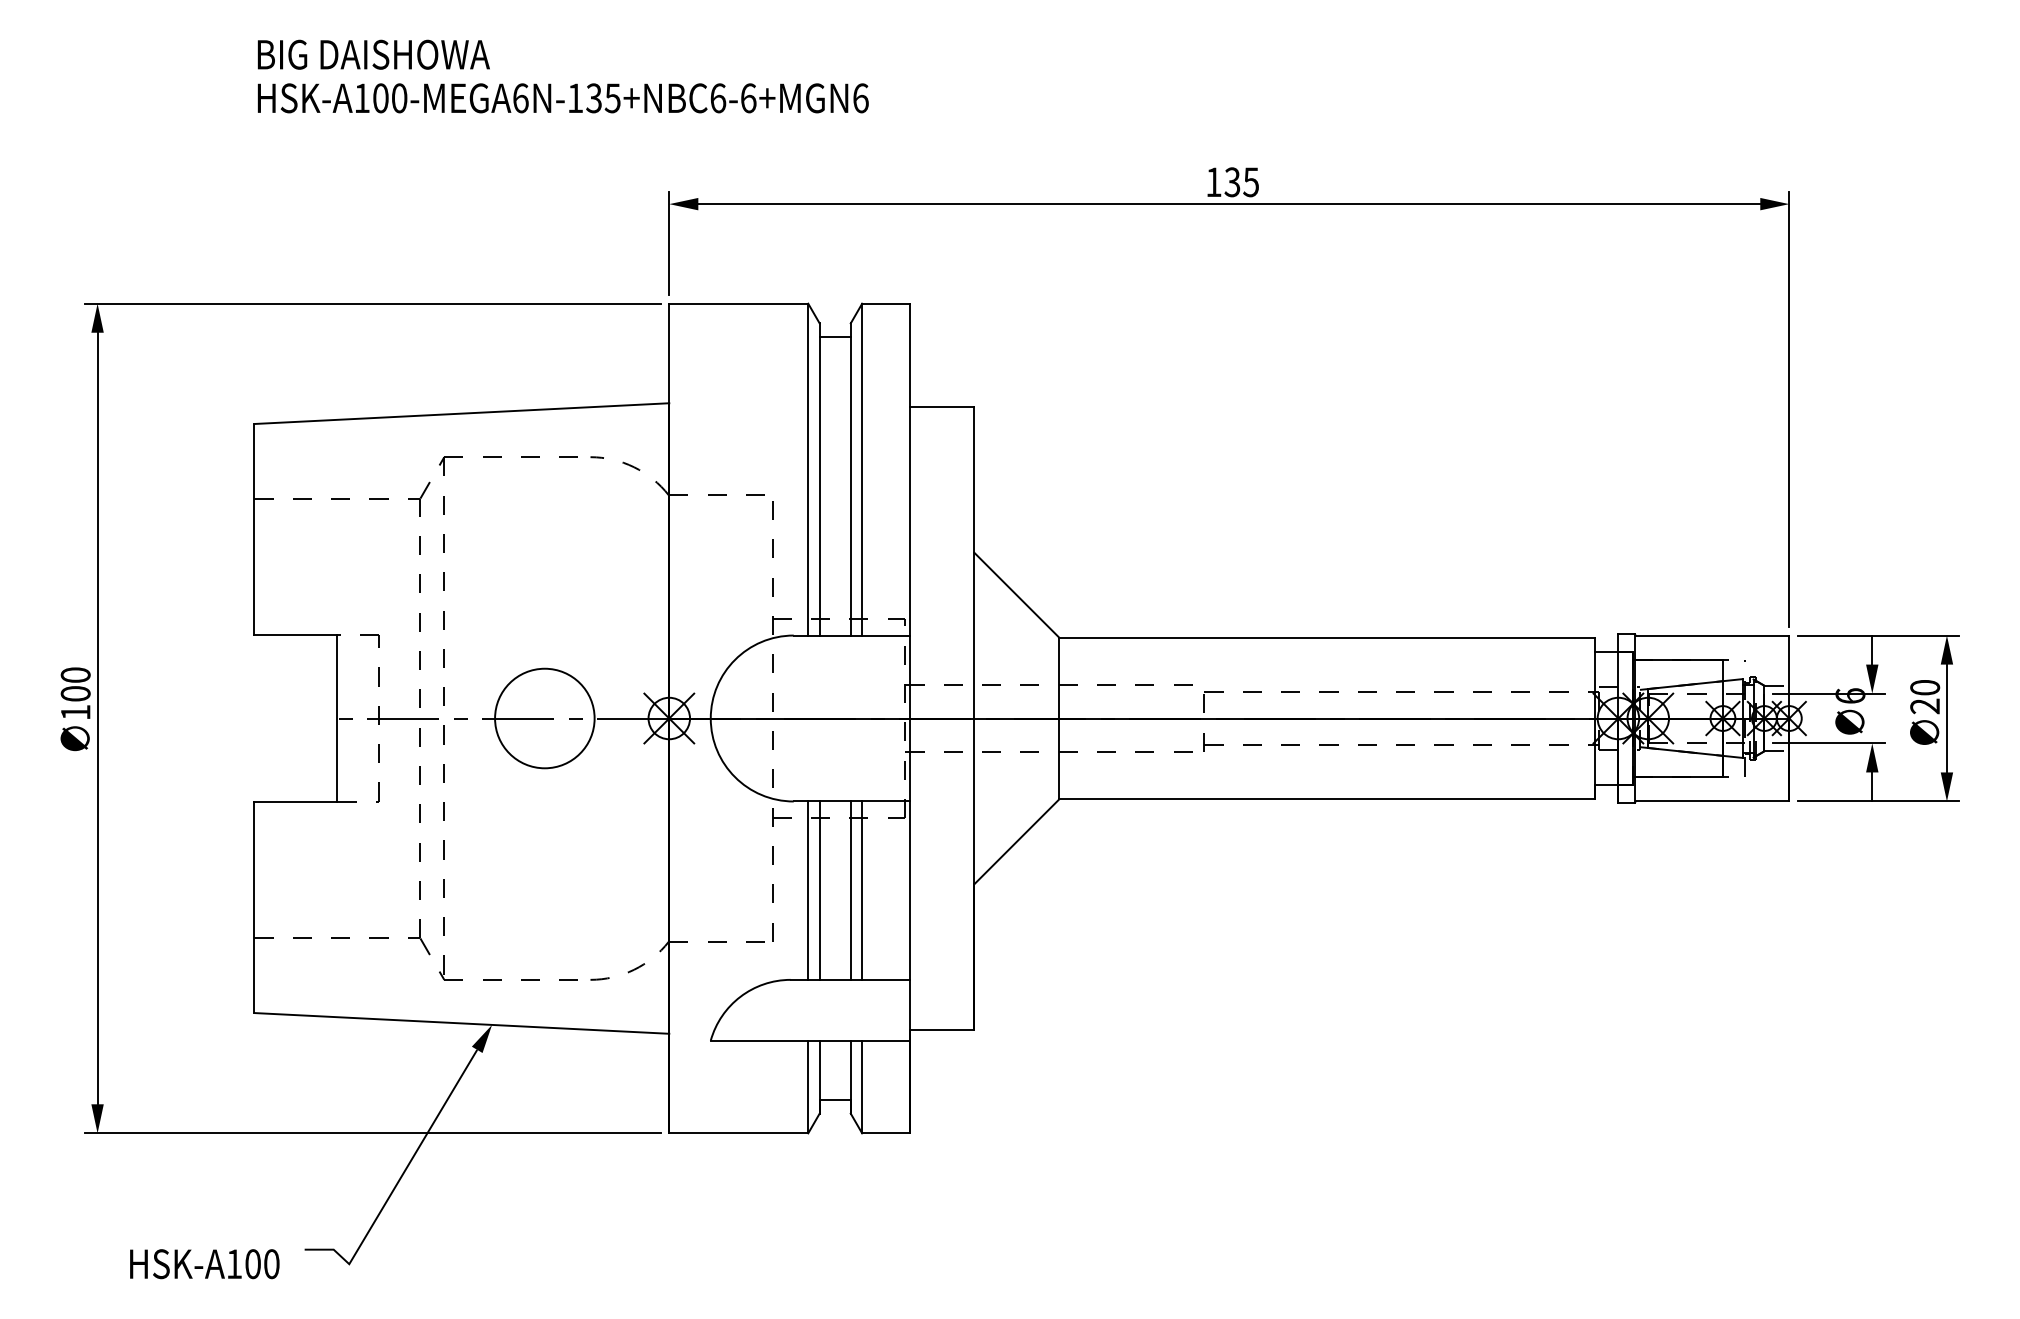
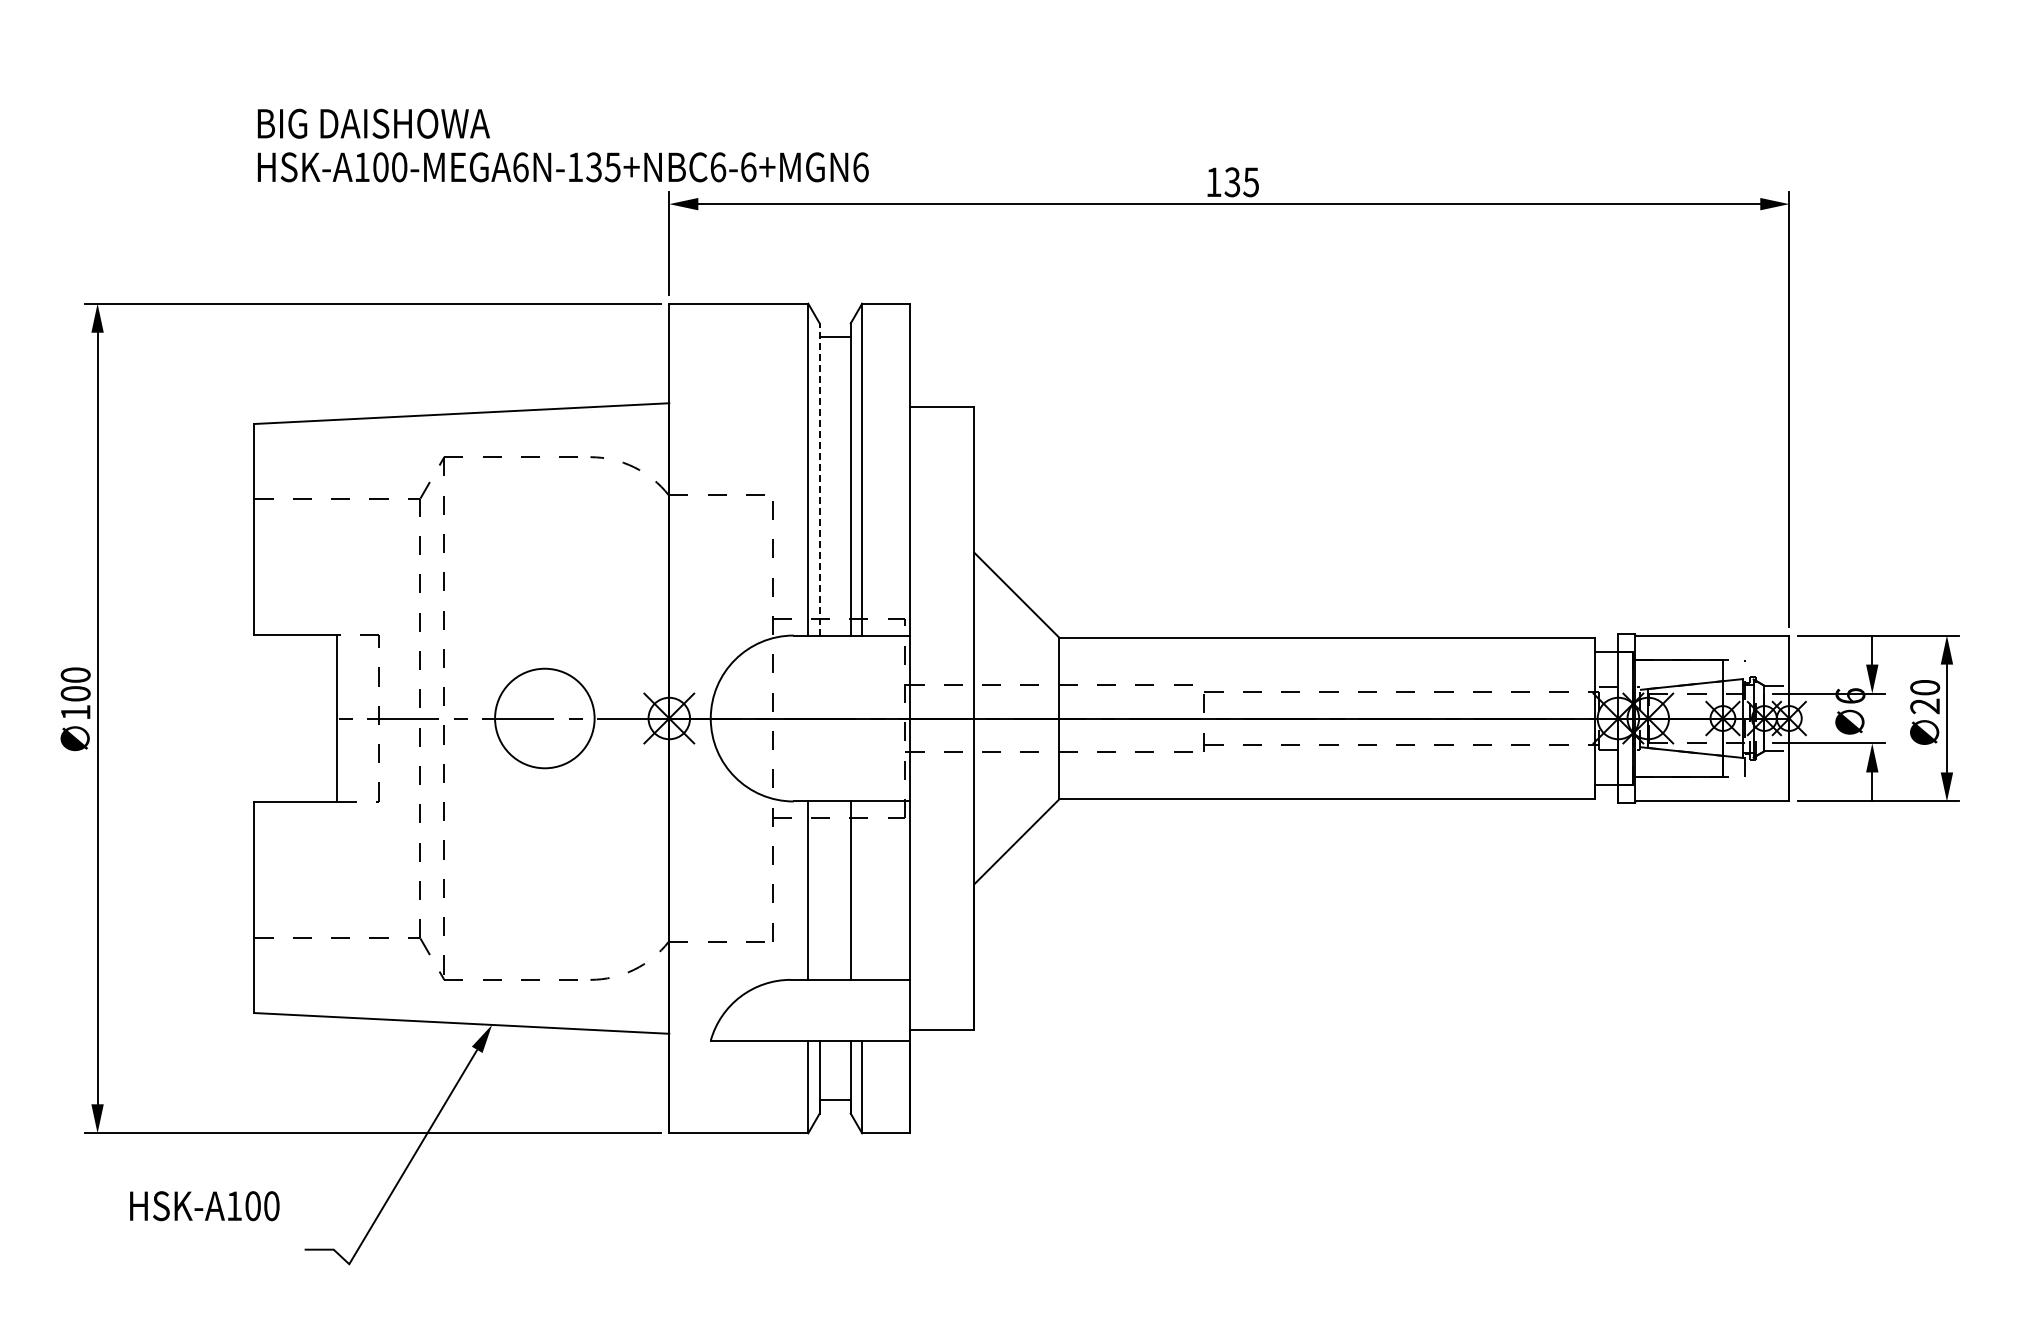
text position: (562, 76) -> (562, 145) (562, 145)
line: solid -> dashed (819, 478)
line: present -> none (819, 890)
line: present -> none (862, 890)
text position: (204, 1264) -> (204, 1206) (204, 1206)
